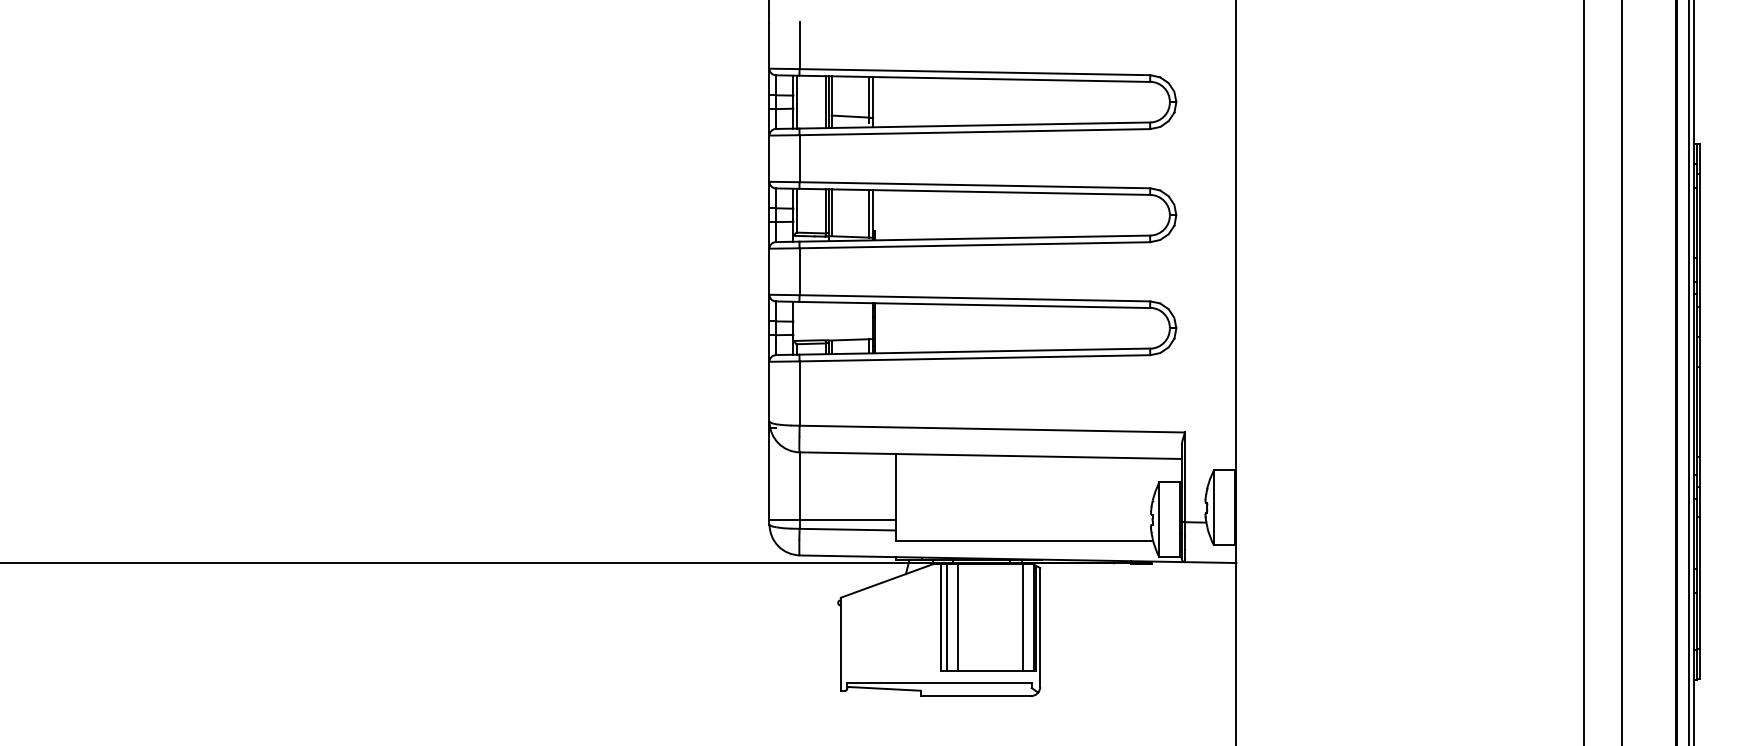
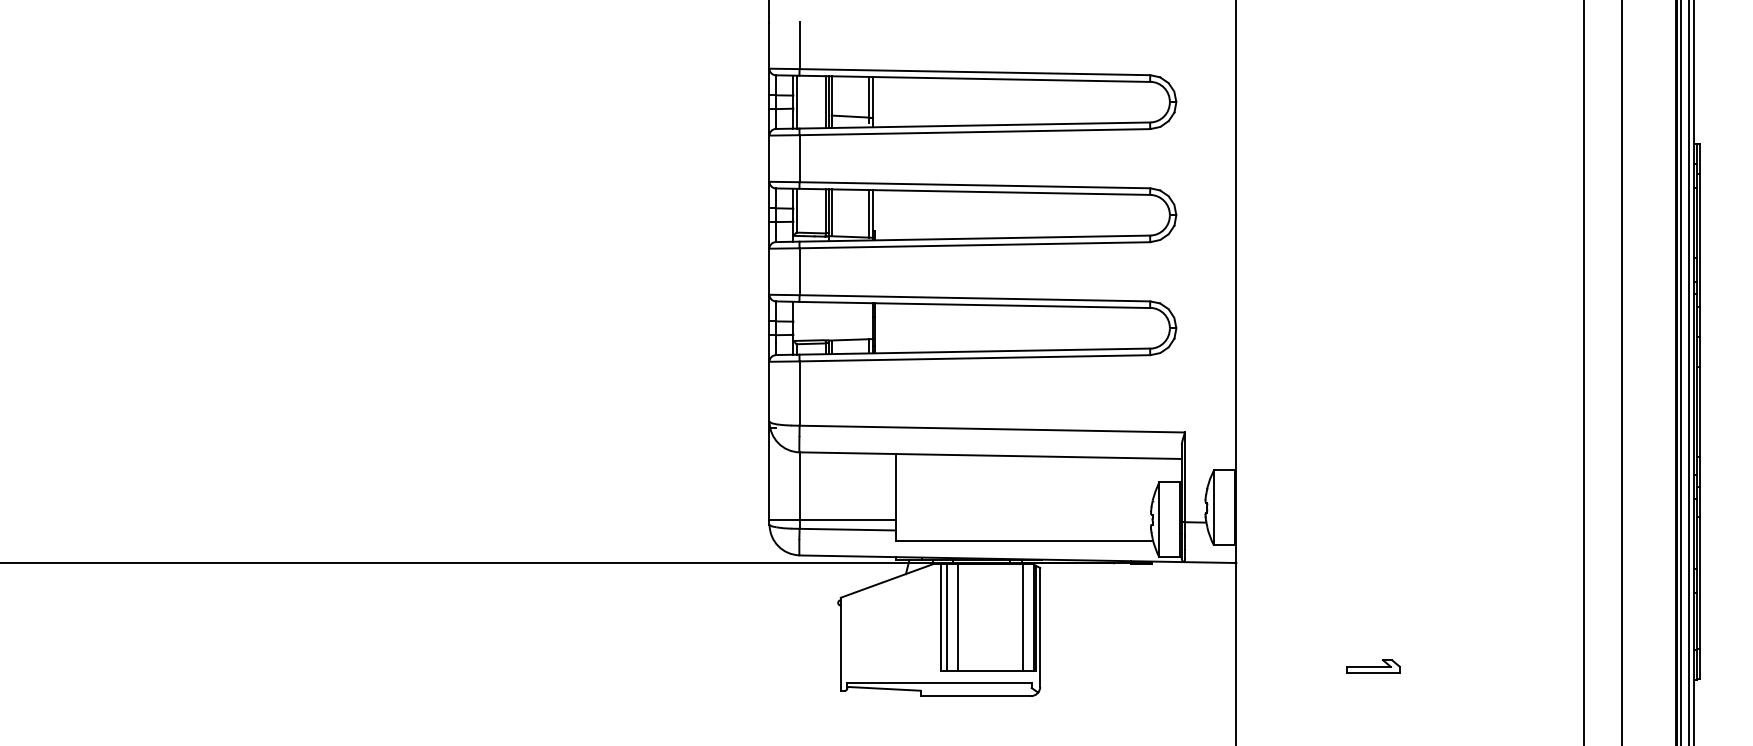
line: none -> present (1680, 372)
part: none -> present (1373, 666)
